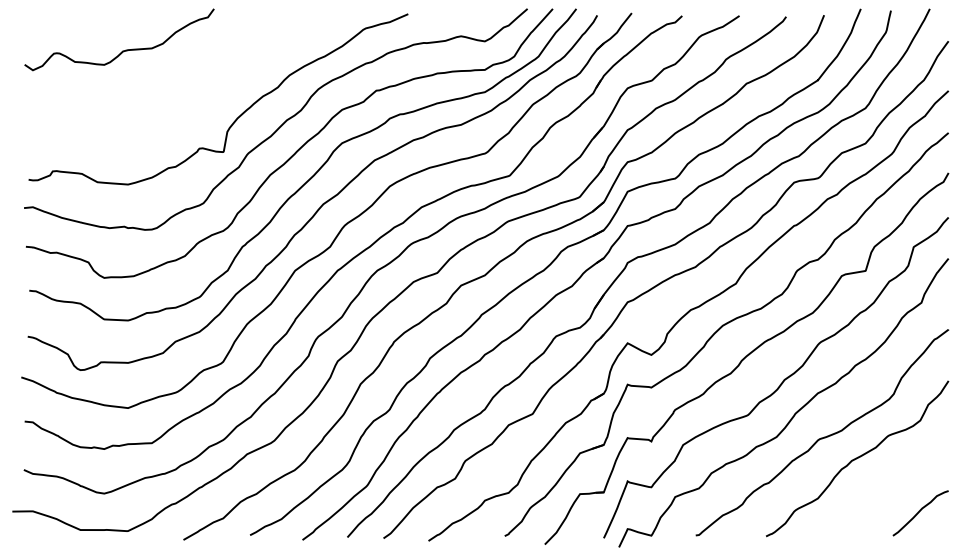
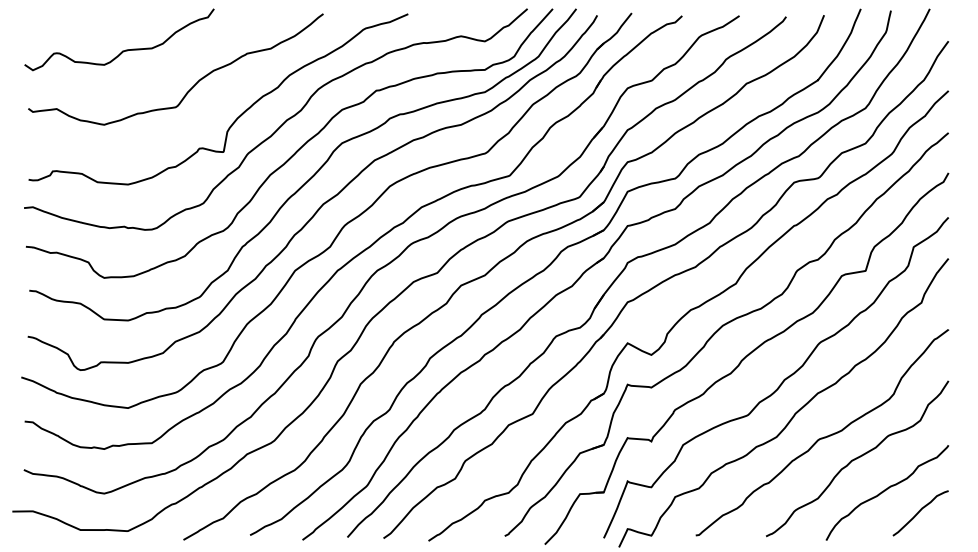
curve: none -> present (192, 86)
curve: none -> present (886, 490)
